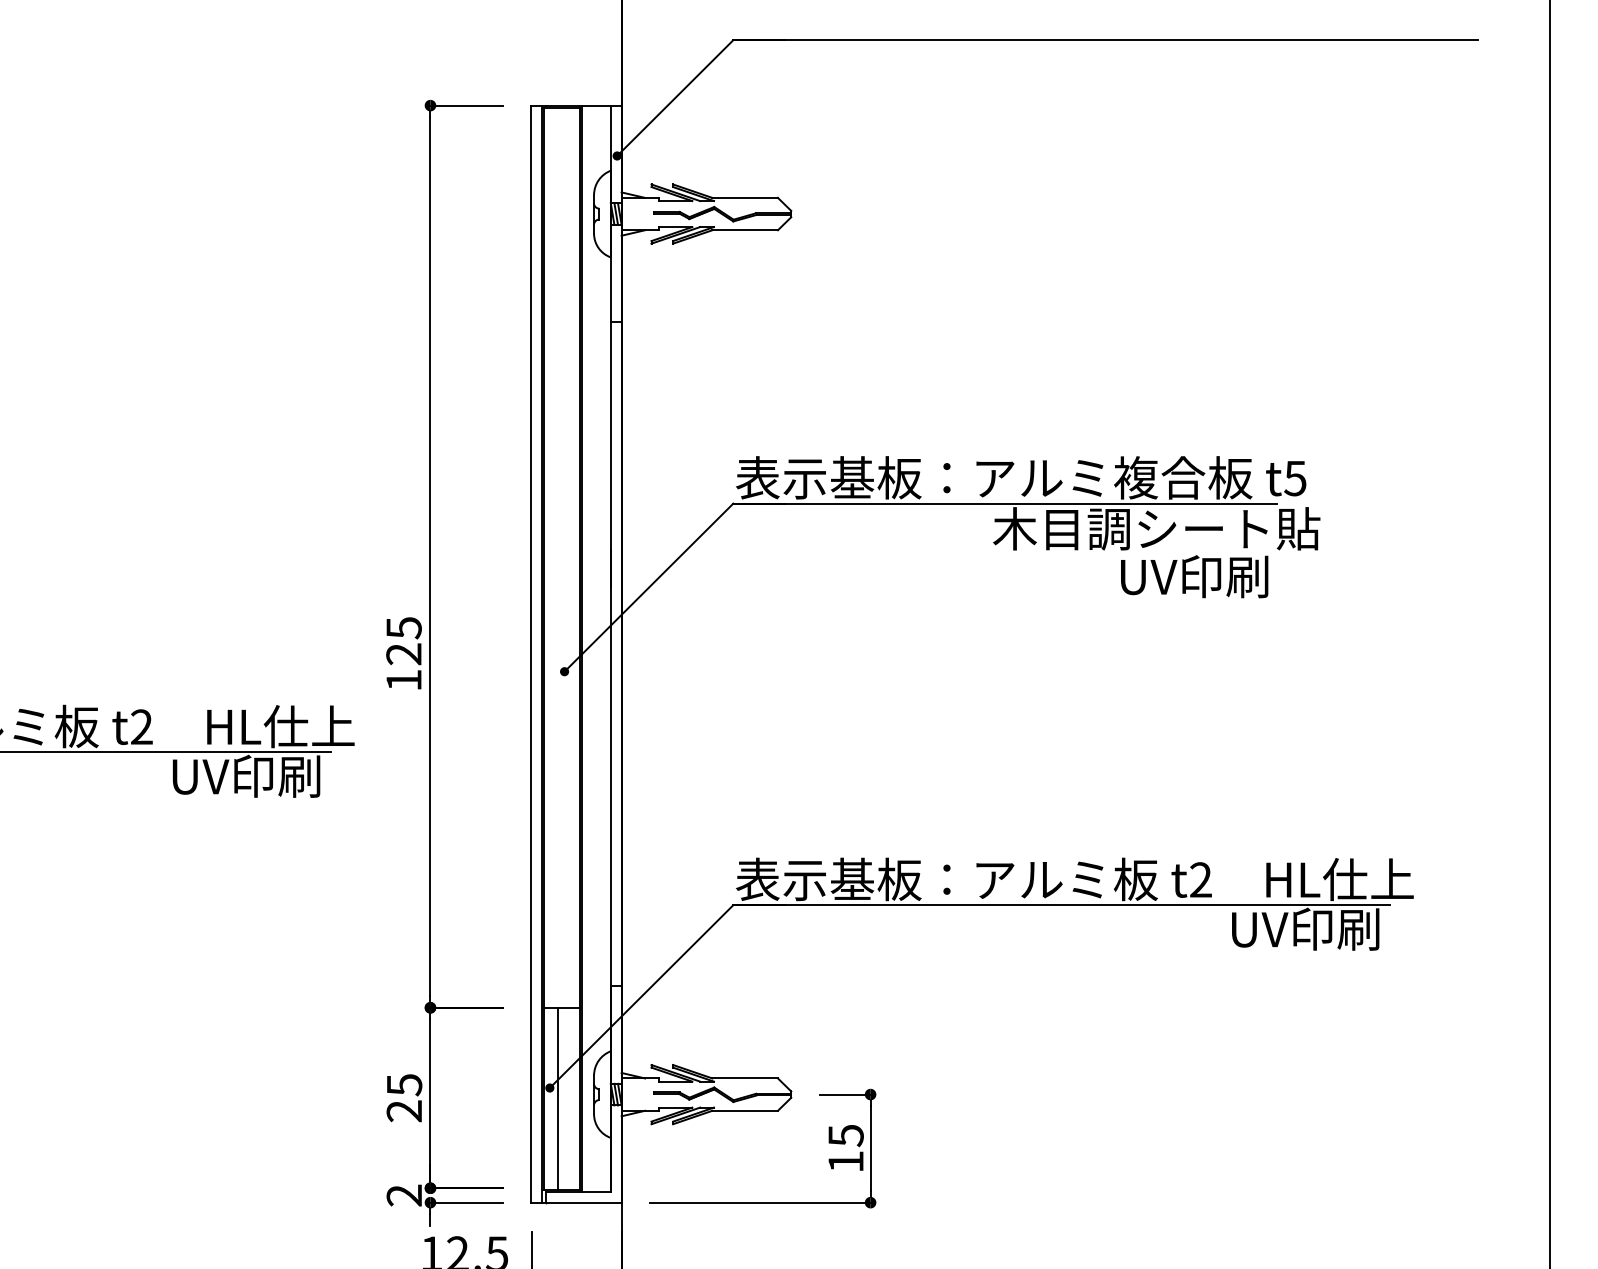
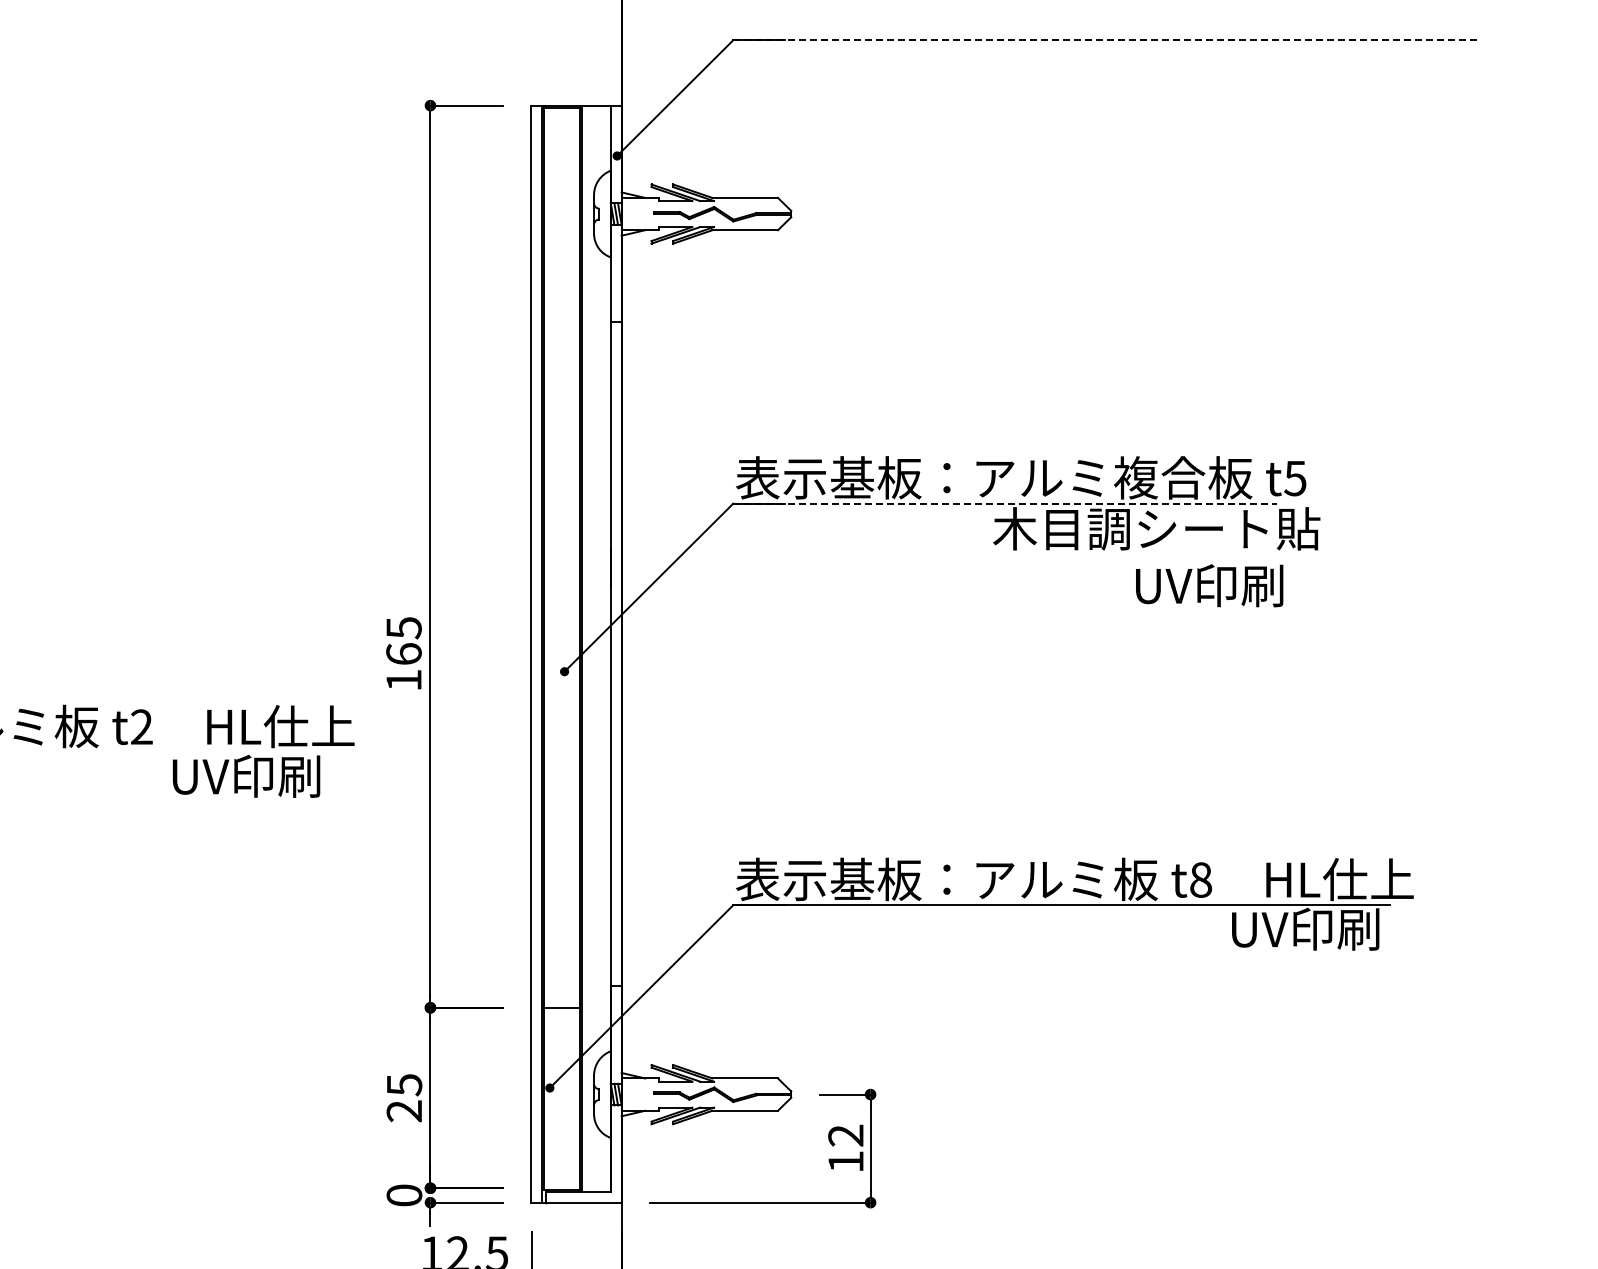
line: solid -> dashed (1105, 40)
line: solid -> dashed (1005, 503)
text position: (1194, 576) -> (1209, 585) (1209, 585)
line: present -> none (1550, 633)
text: 125 -> 165 (403, 654)
line: present -> none (166, 752)
text: t2 -> t8 (1201, 879)
line: present -> none (558, 1098)
text: 15 -> 12 (845, 1135)
text: 2 -> 0 (404, 1195)
